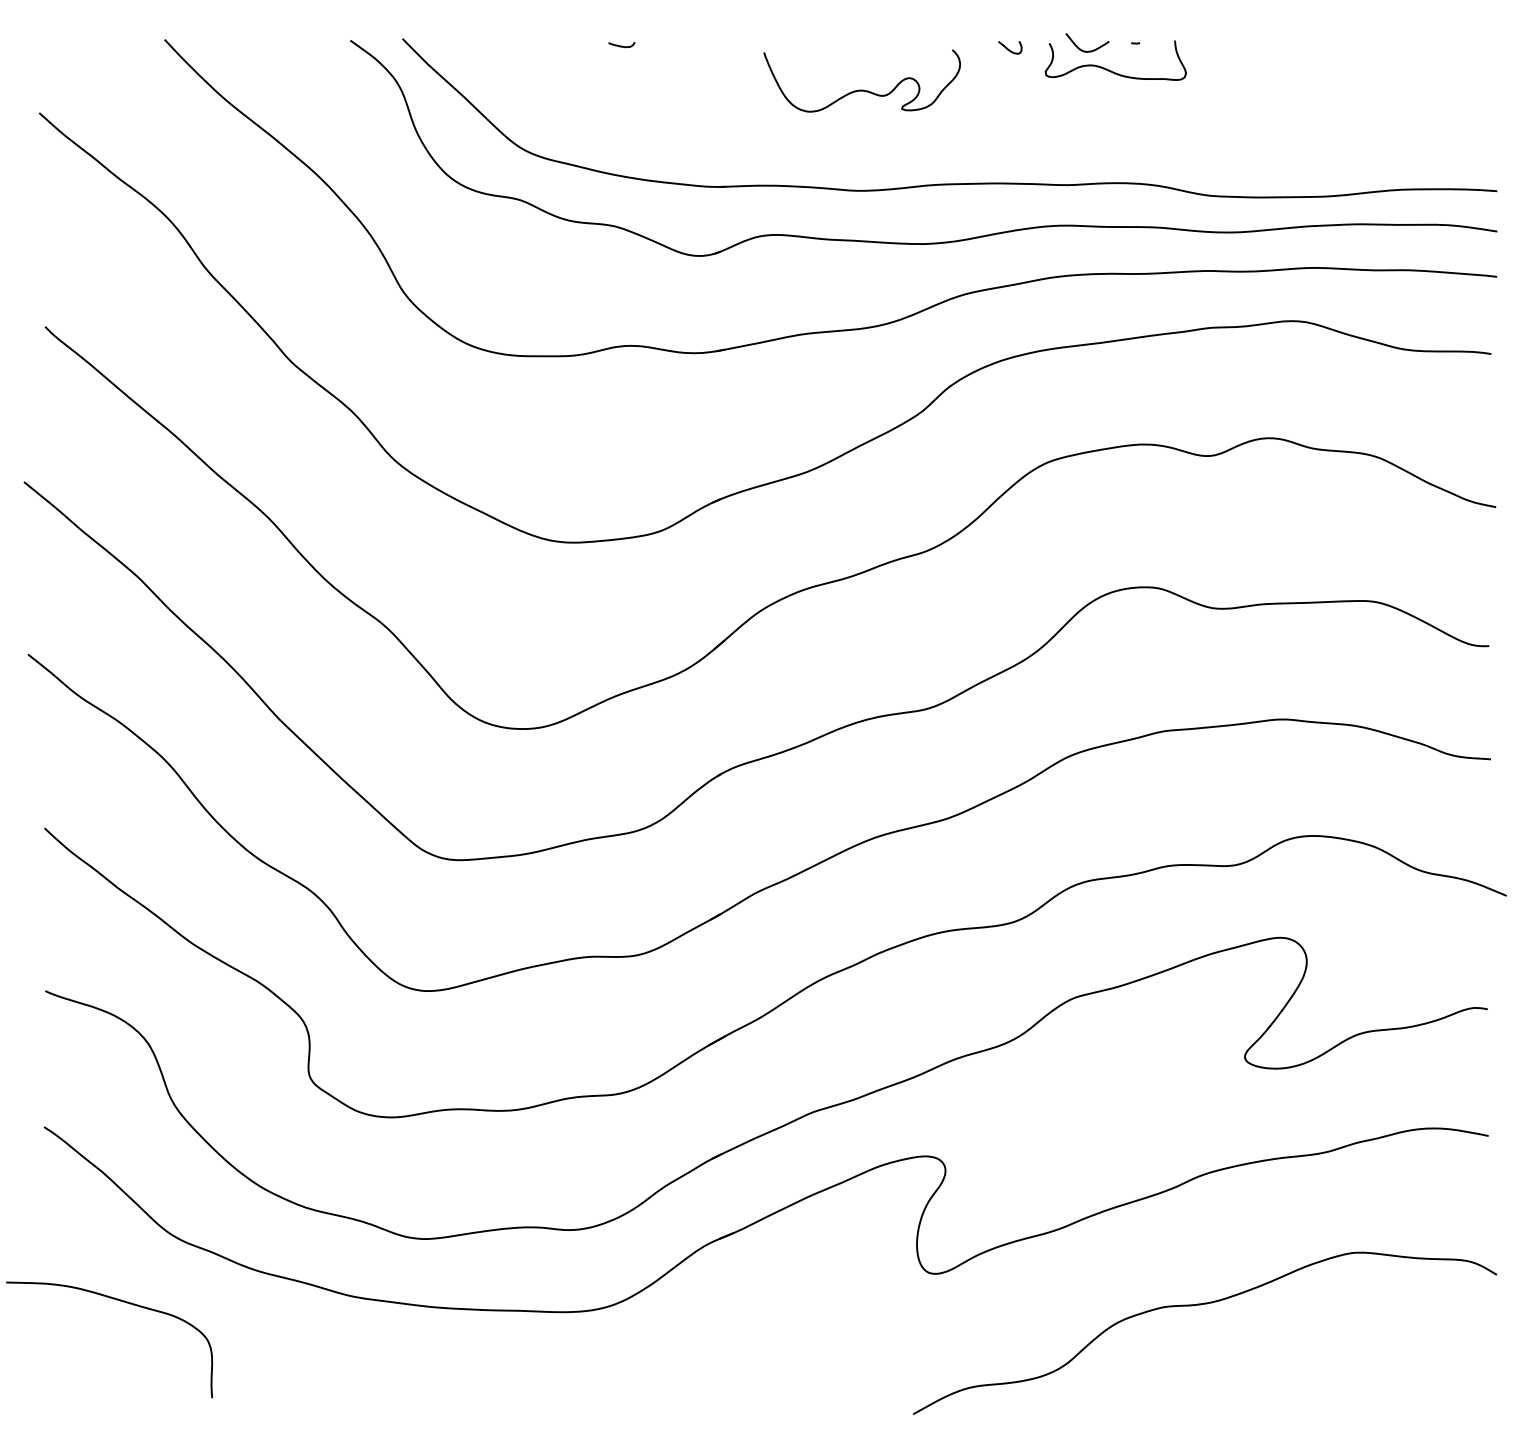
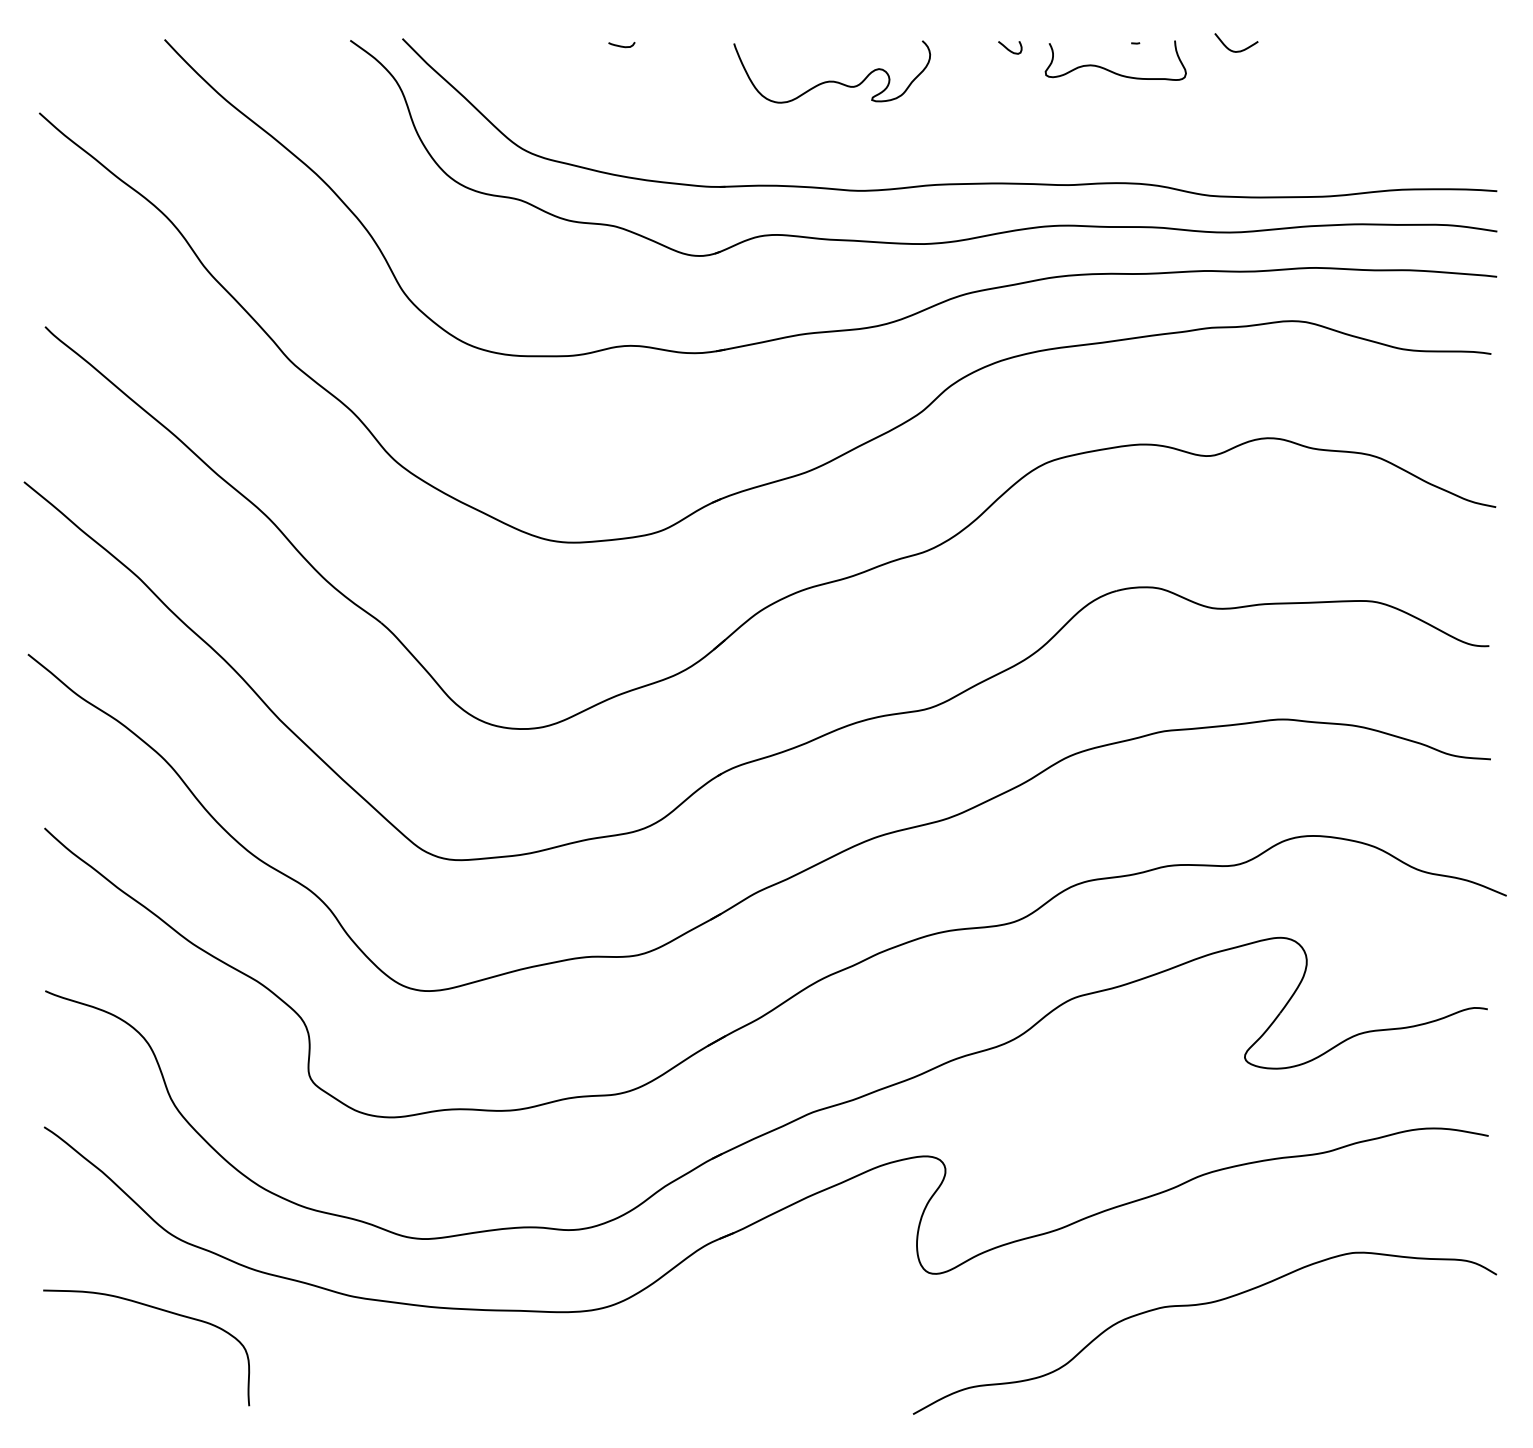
curve position: (1088, 50) -> (1237, 50) (1237, 50)
curve position: (862, 89) -> (832, 80) (832, 80)
curve position: (119, 1301) -> (156, 1309) (156, 1309)
